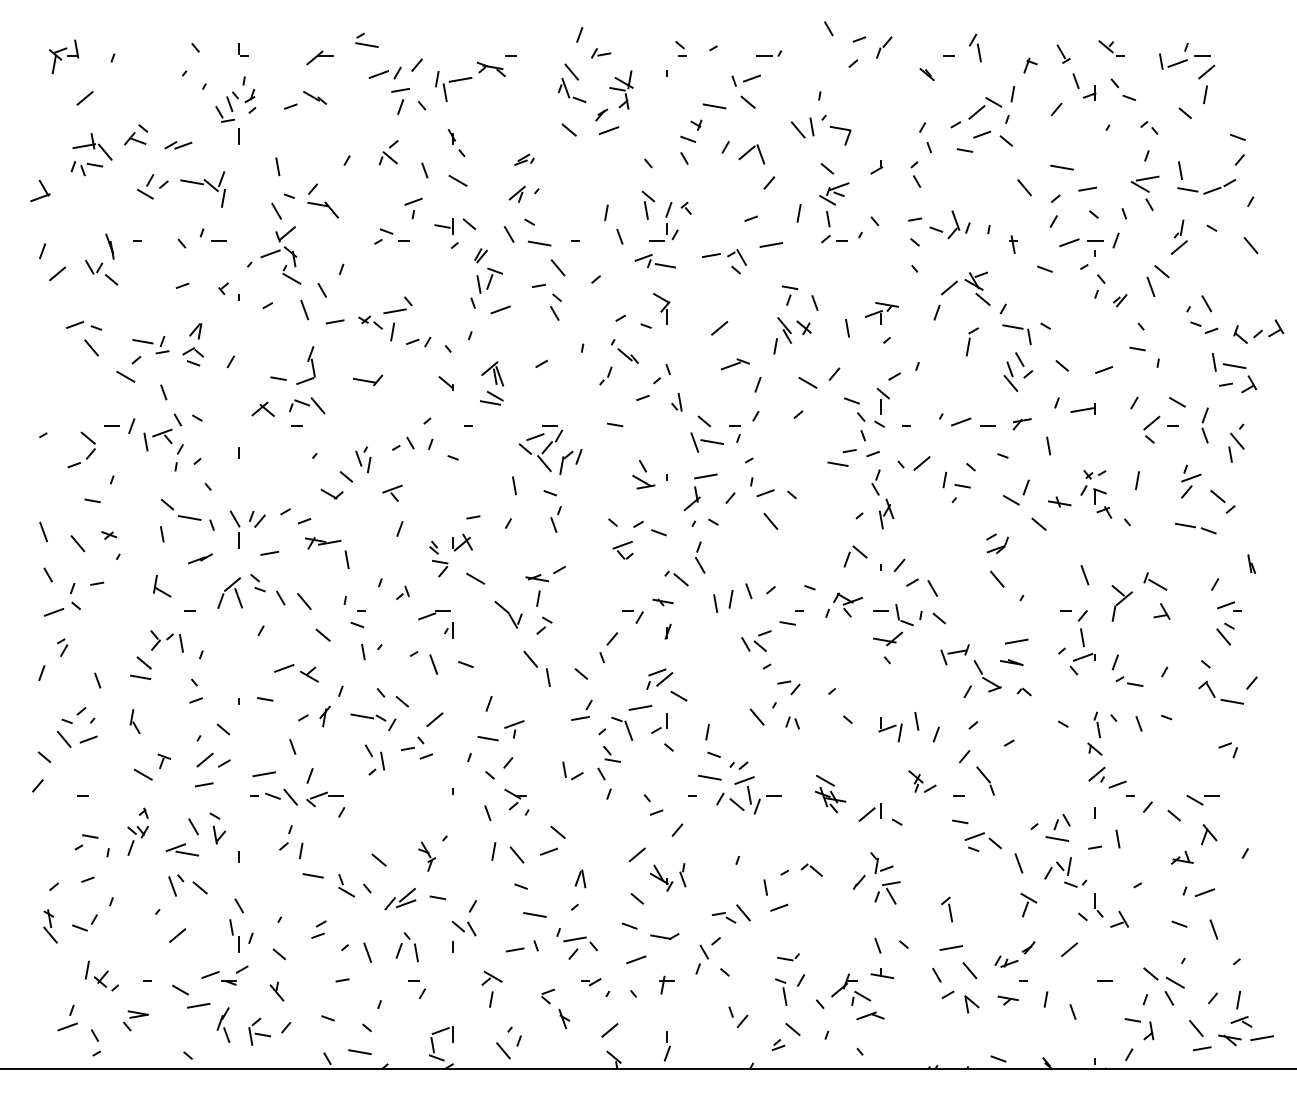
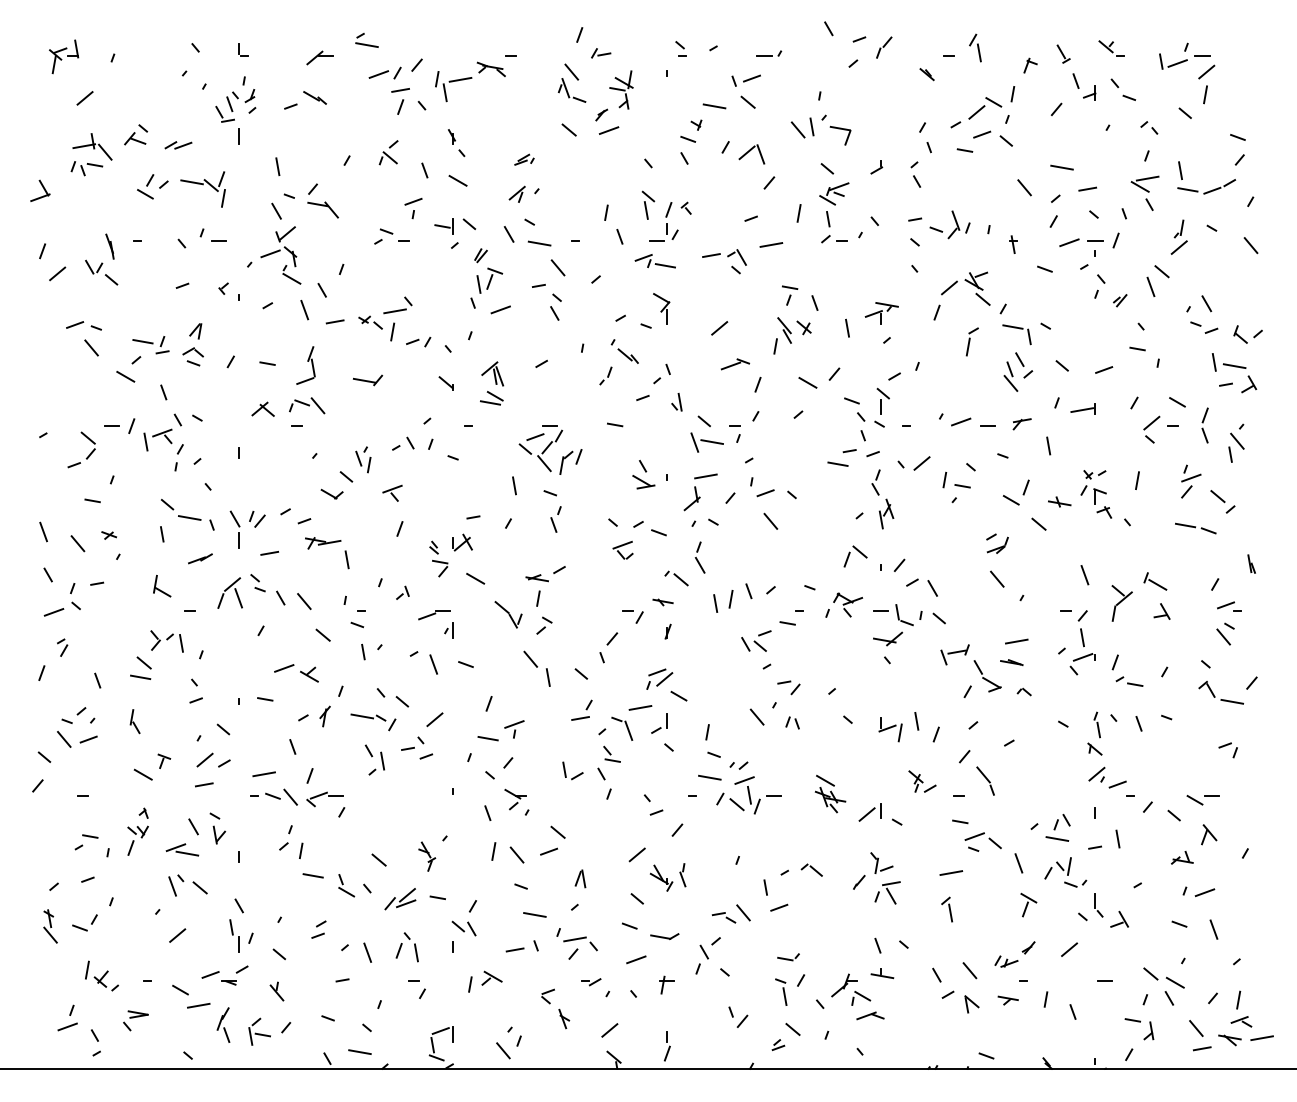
part: present -> none (1276, 328)
line position: (278, 378) -> (267, 363) (267, 363)
line position: (951, 947) -> (951, 872) (951, 872)
line position: (491, 999) -> (470, 984) (470, 984)
line position: (998, 1058) -> (986, 1055) (986, 1055)
